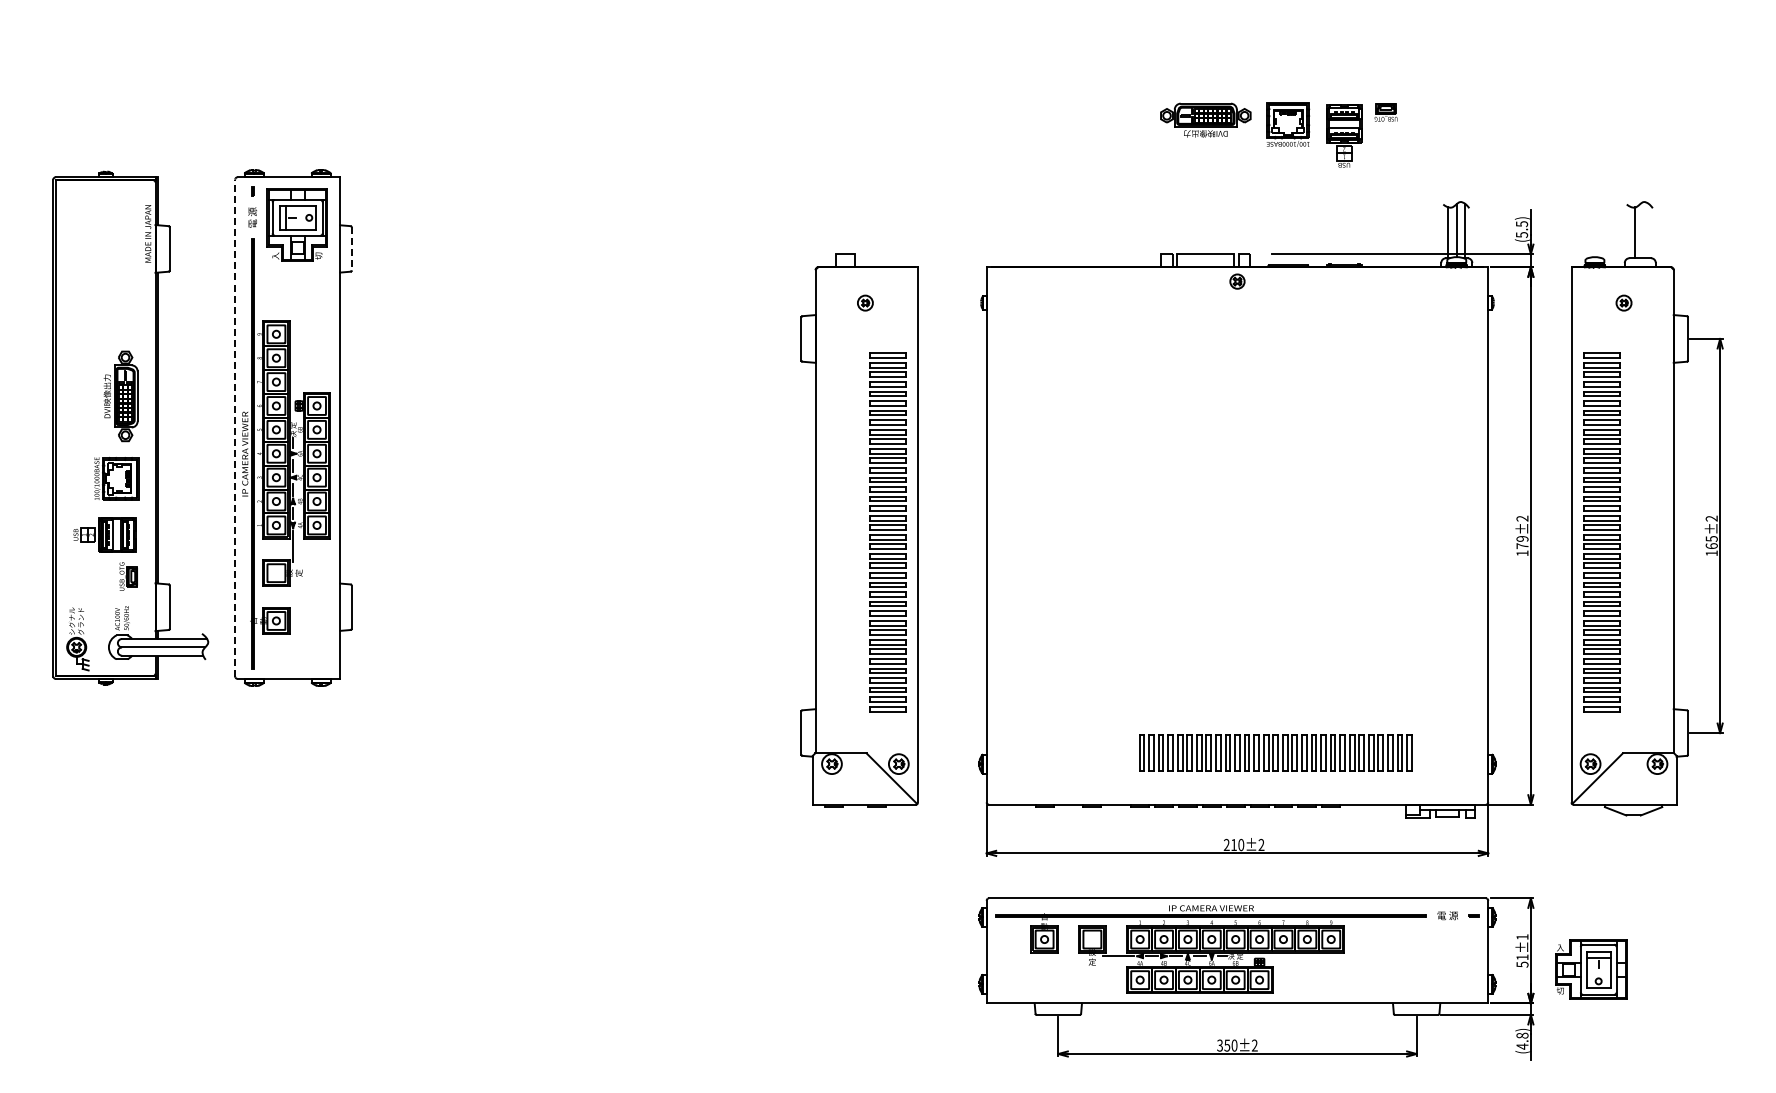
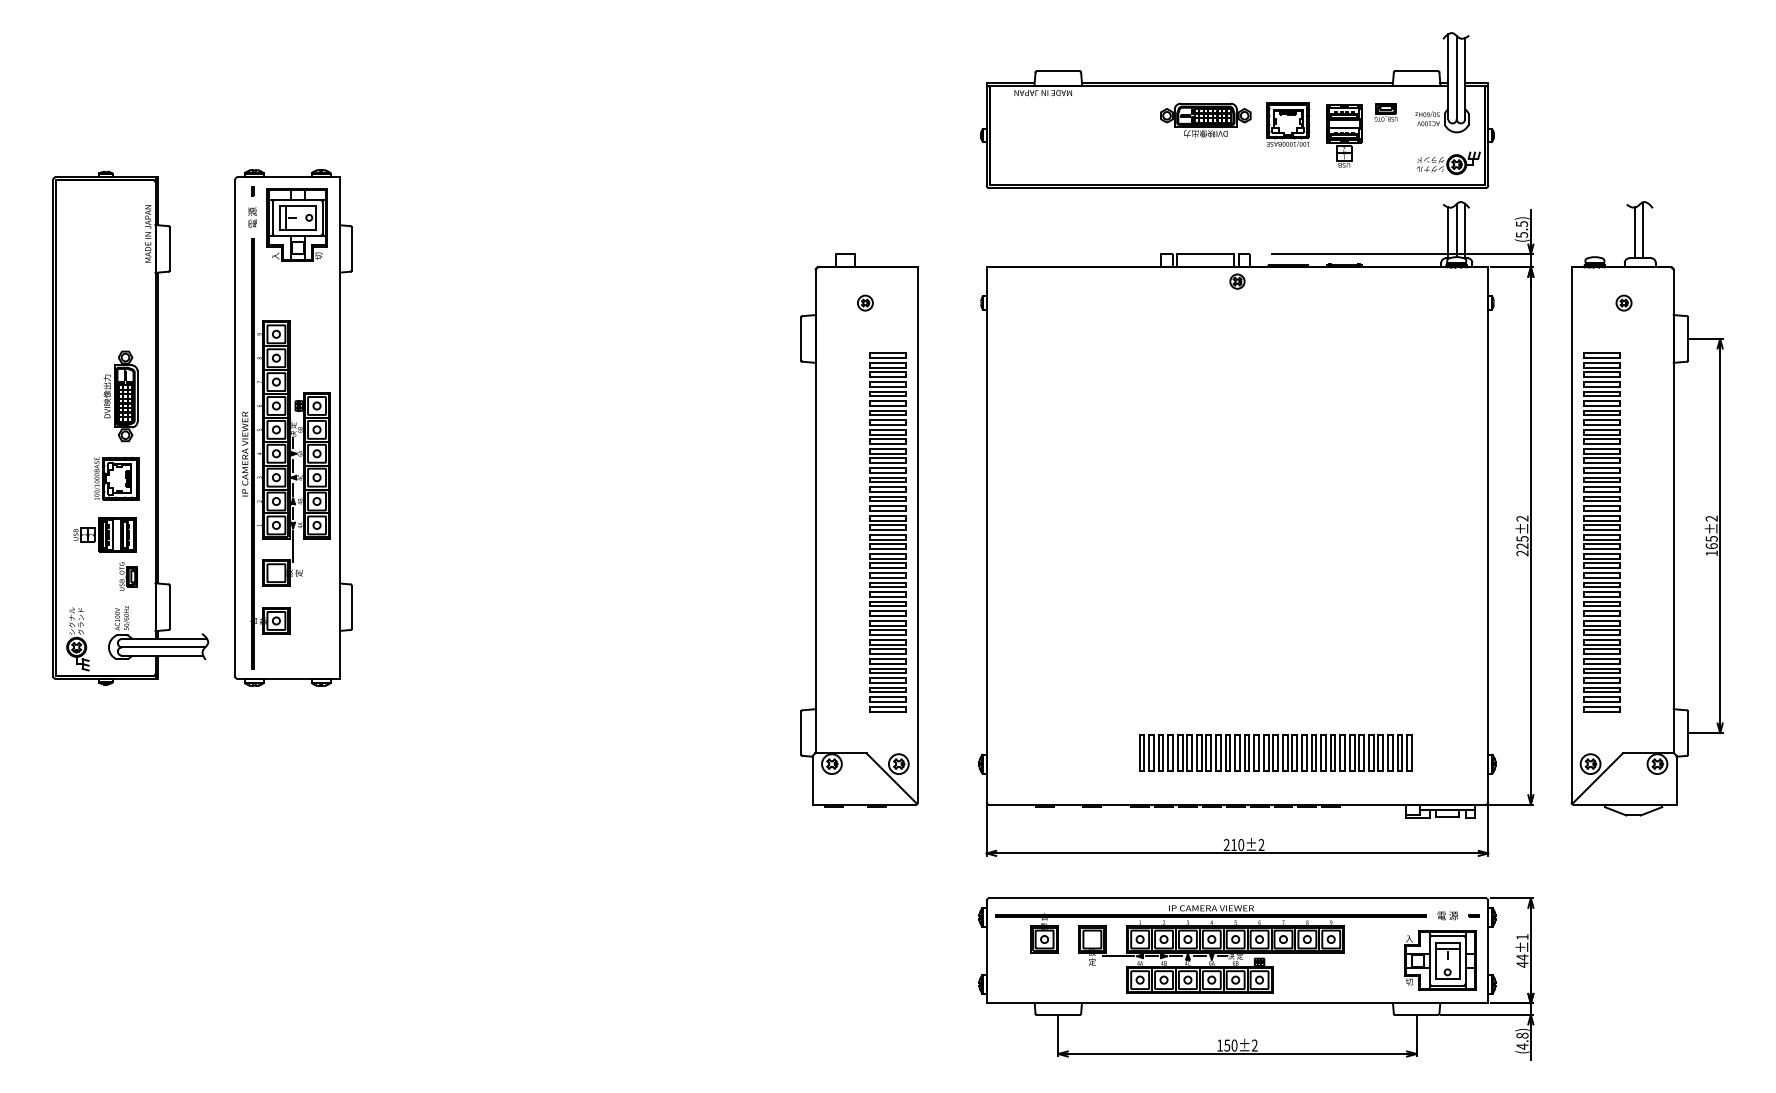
part: none -> present (1237, 110)
line: none -> present (1643, 231)
line: dashed -> solid (351, 248)
line: dashed -> solid (235, 427)
text: 179±2 -> 225±2 (1522, 546)
text: 51±1 -> 44±1 (1522, 960)
part position: (1591, 969) -> (1440, 960) (1440, 960)
text: 350±2 -> 150±2 (1219, 1045)
